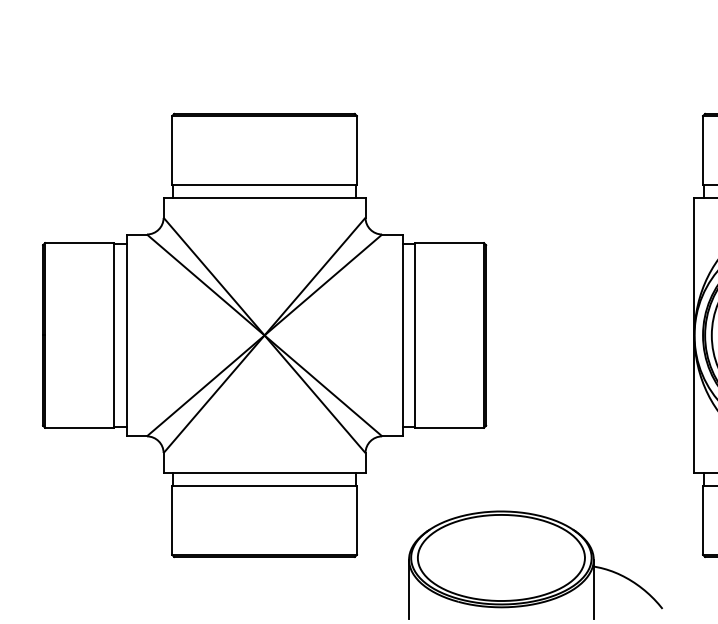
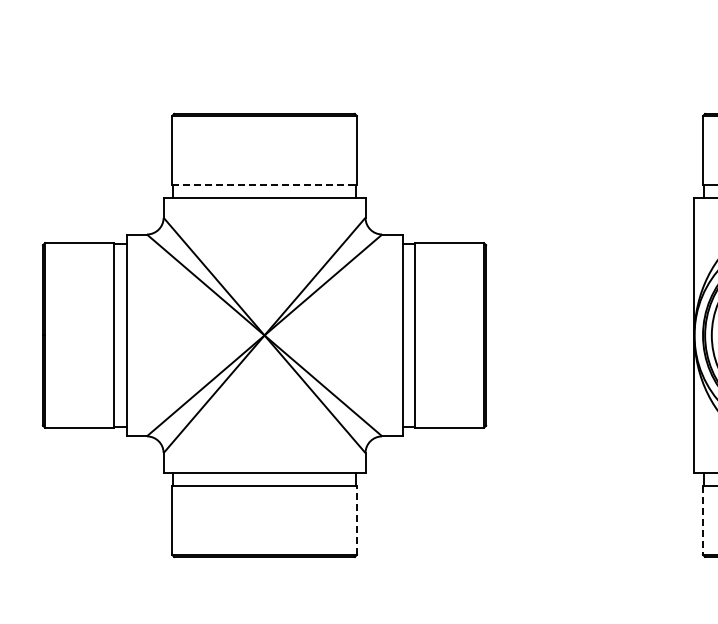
line: solid -> dashed (265, 184)
line: solid -> dashed (356, 519)
line: solid -> dashed (703, 520)
part: present -> none (535, 564)
